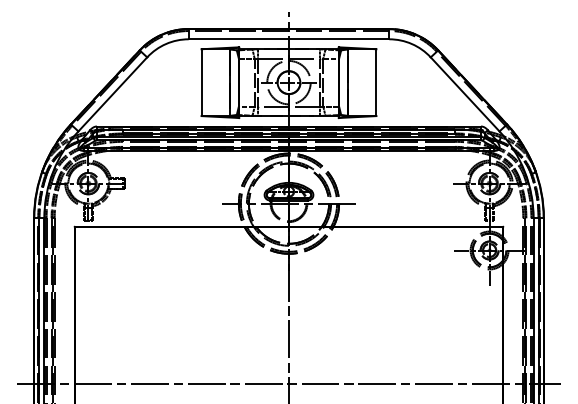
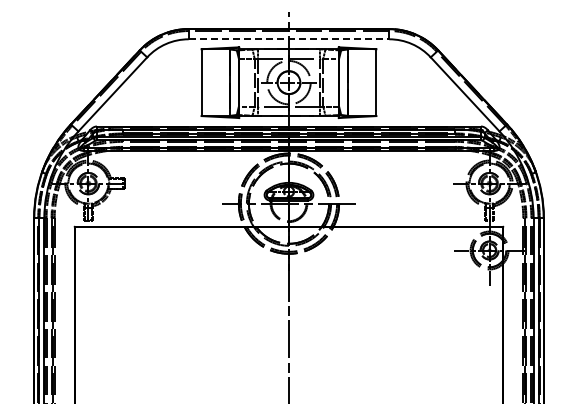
line: solid -> dashed (289, 39)
line: present -> none (288, 384)
